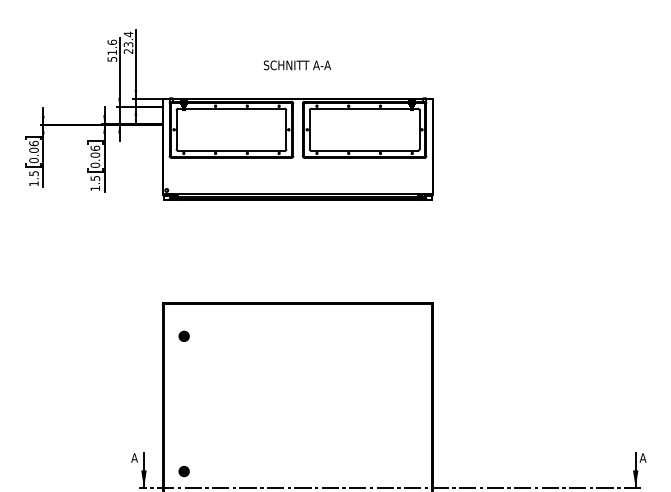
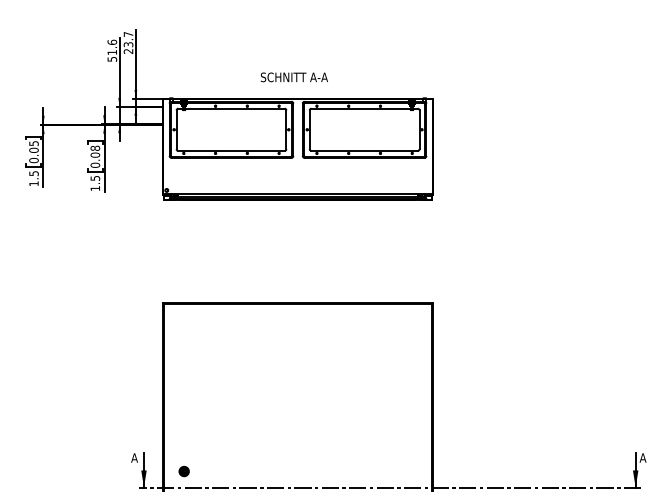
text: 23.4 -> 23.7 (128, 34)
text position: (297, 65) -> (294, 77) (294, 77)
text: 0.06 -> 0.05 (33, 143)
text: 0.06 -> 0.08 (94, 147)
part: present -> none (183, 335)
